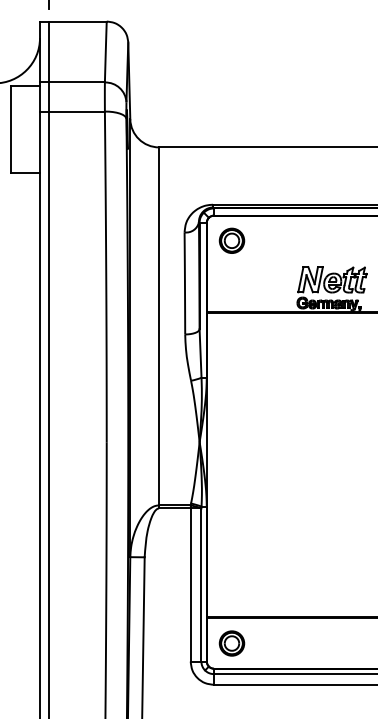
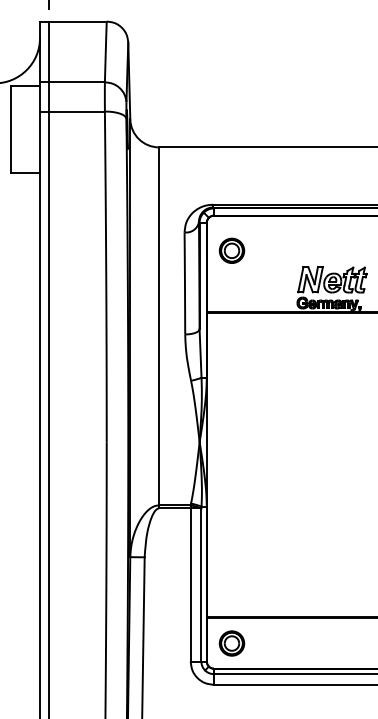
part position: (231, 240) -> (231, 250) (231, 250)
